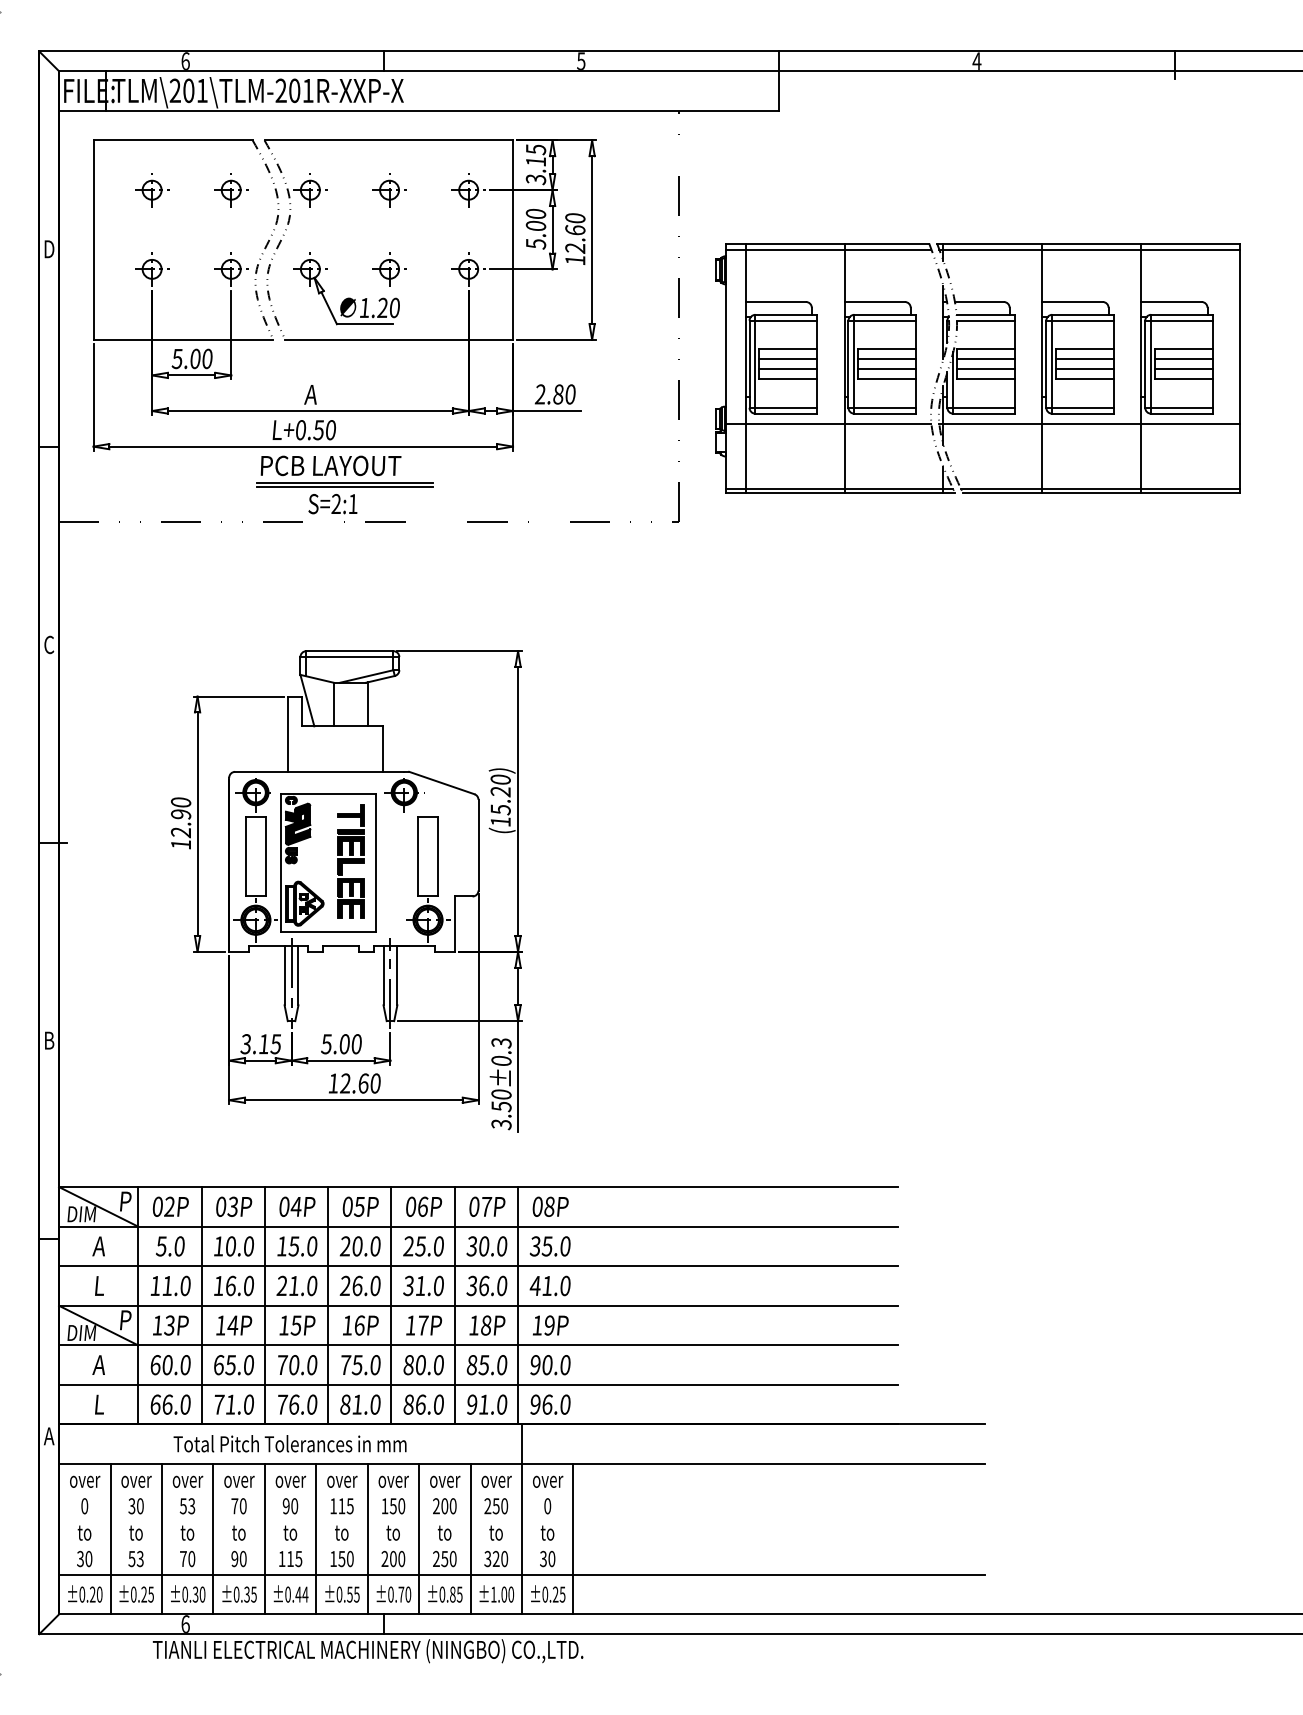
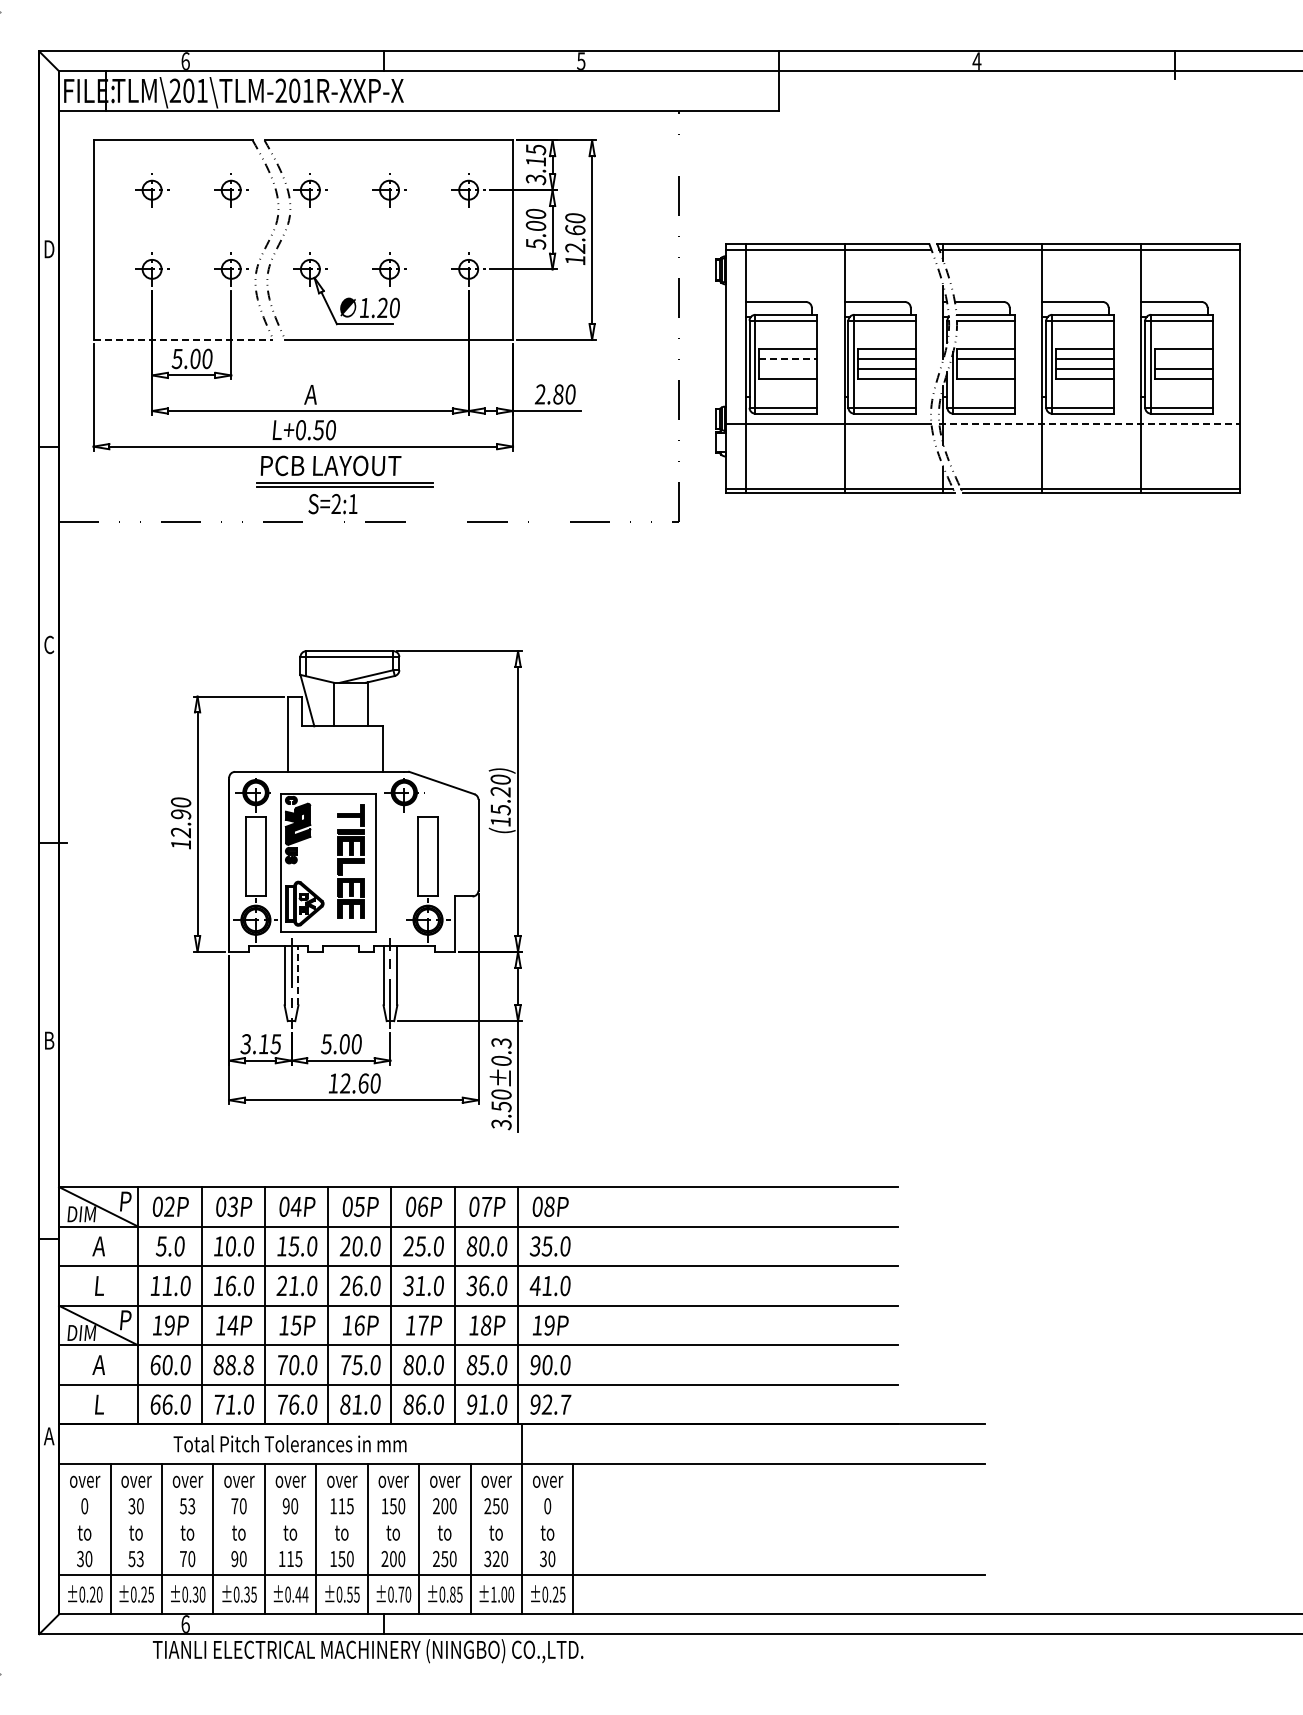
line: solid -> dashed (183, 339)
line: solid -> dashed (788, 359)
line: present -> none (1183, 359)
line: present -> none (787, 369)
line: present -> none (985, 369)
line: solid -> dashed (1090, 423)
line: solid -> dashed (298, 975)
text: 30.0 -> 80.0 (471, 1246)
text: 13P -> 19P (169, 1325)
text: 65.0 -> 88.8 (233, 1365)
text: 96.0 -> 92.7 (556, 1404)
